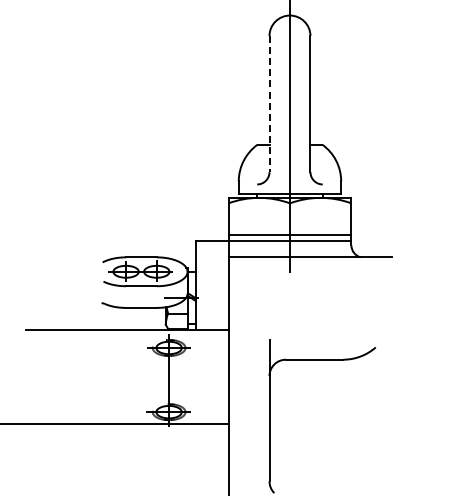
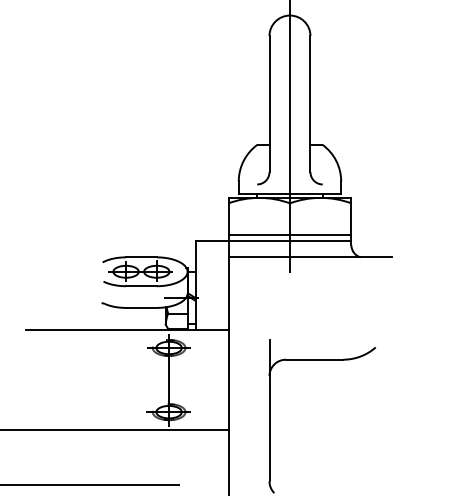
line: dashed -> solid (269, 104)
line position: (115, 424) -> (115, 430) (115, 430)
line: none -> present (90, 484)
